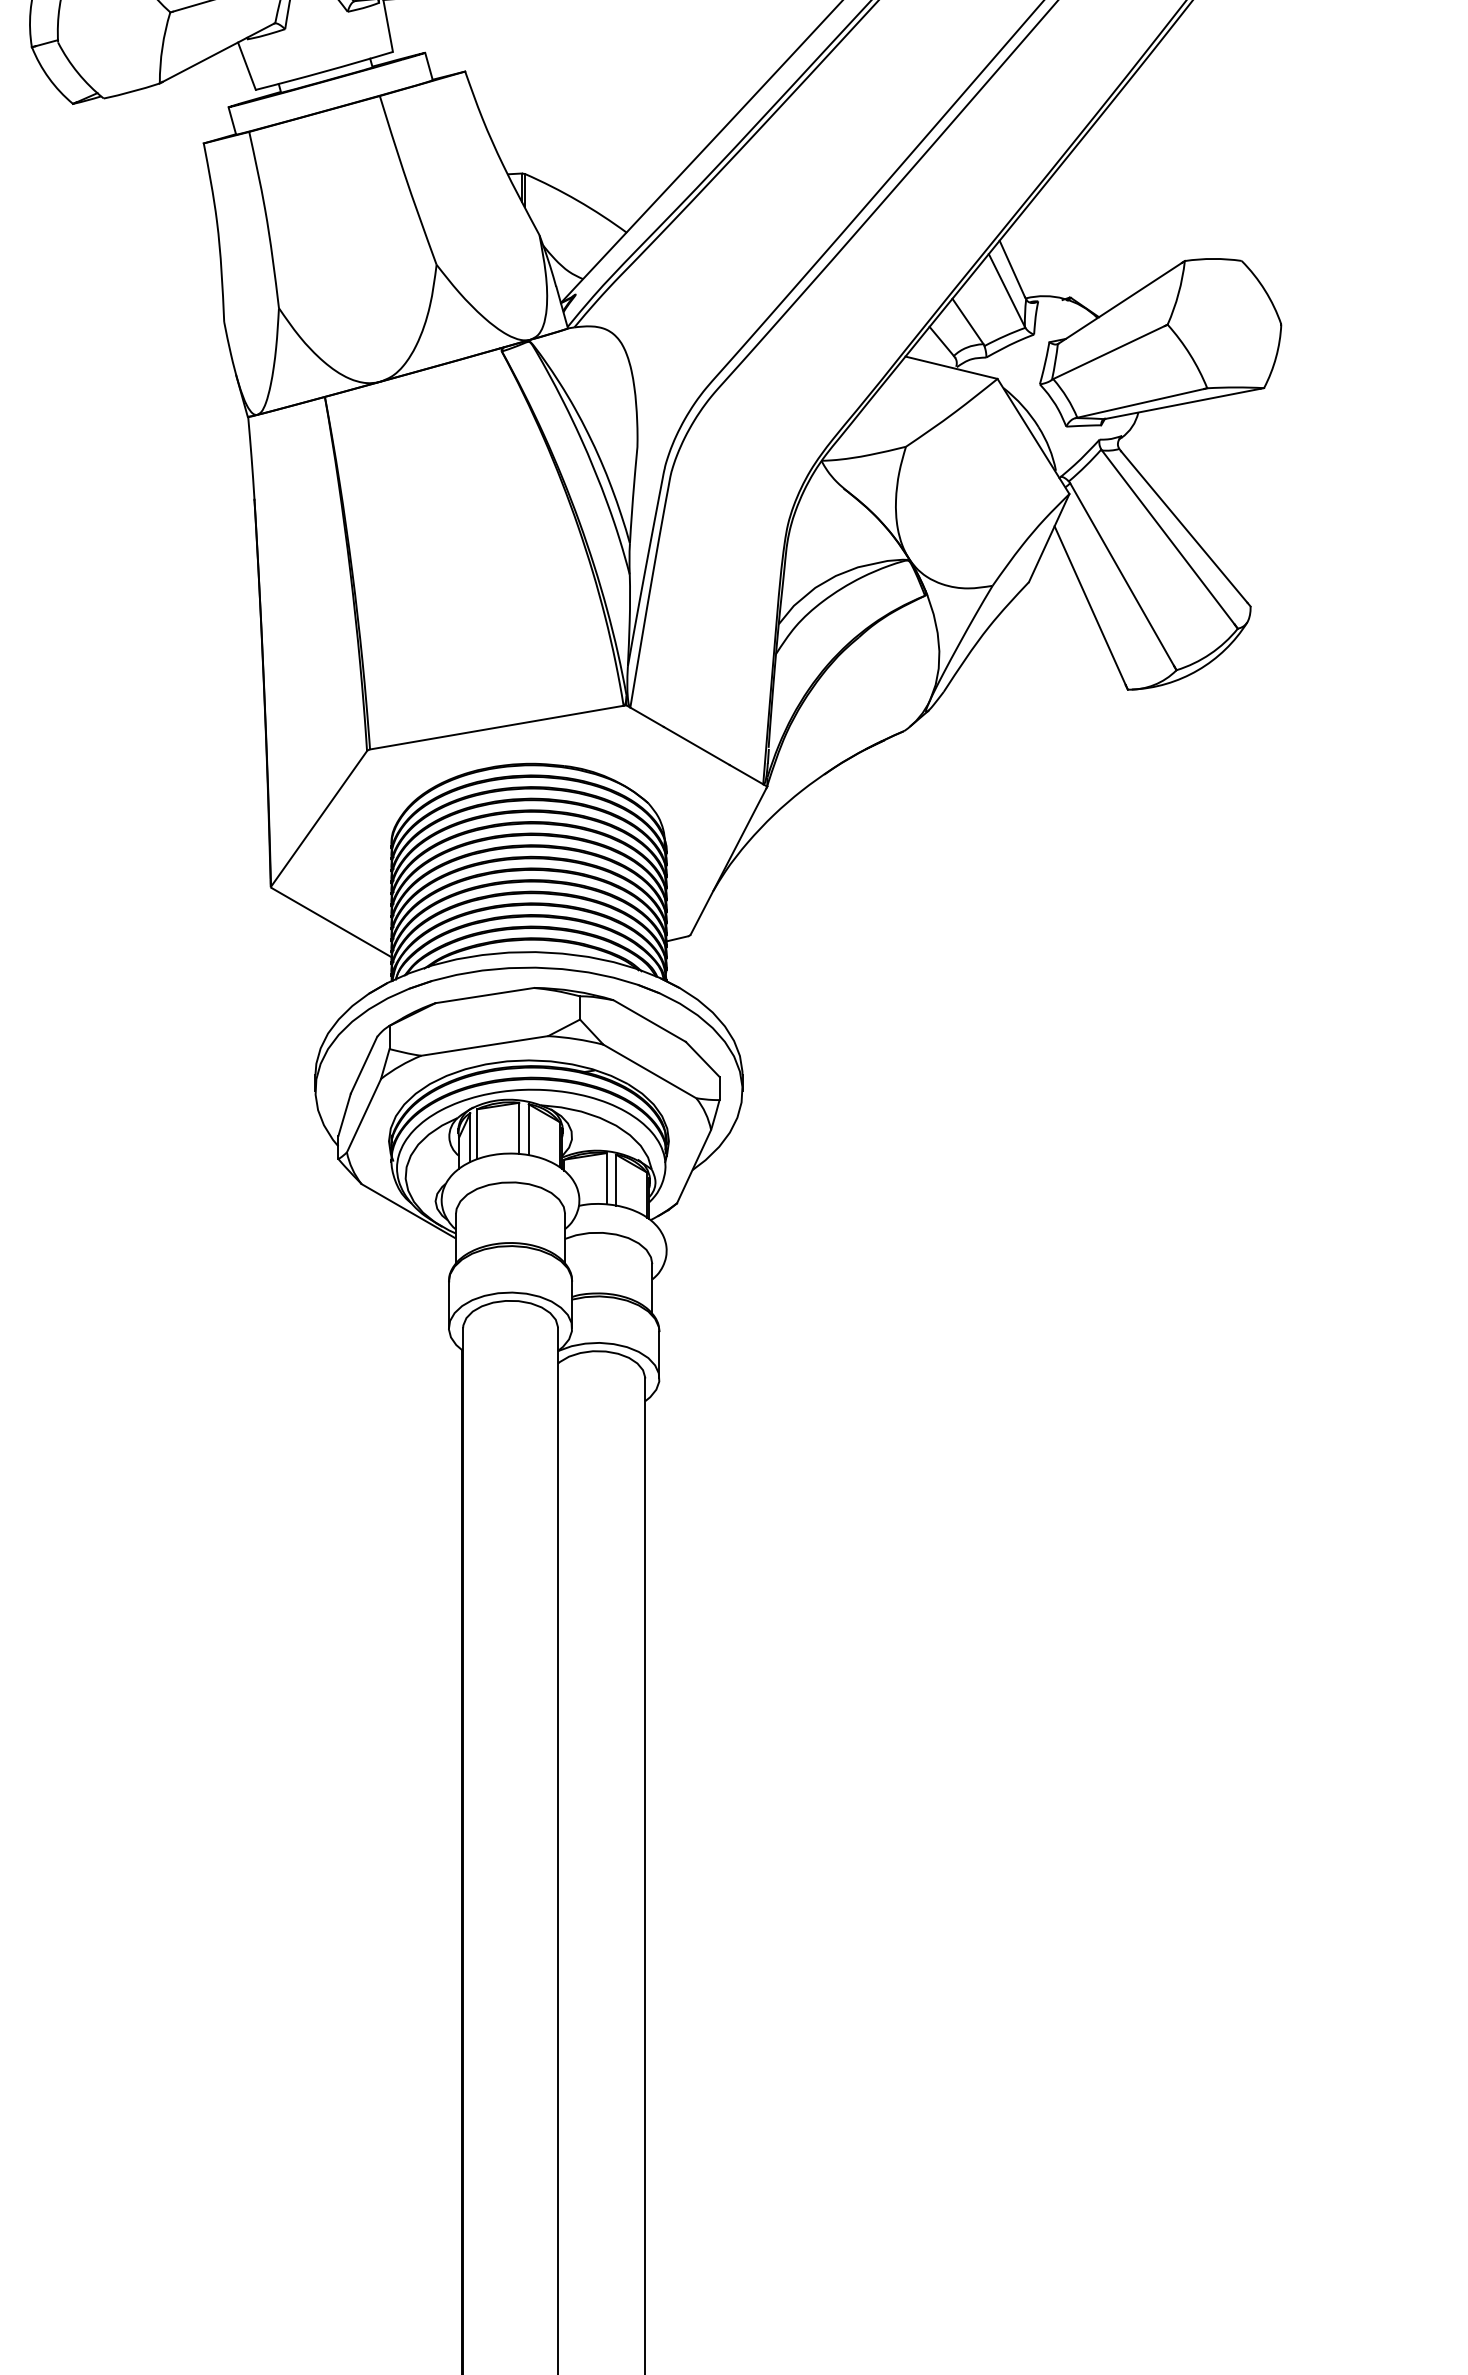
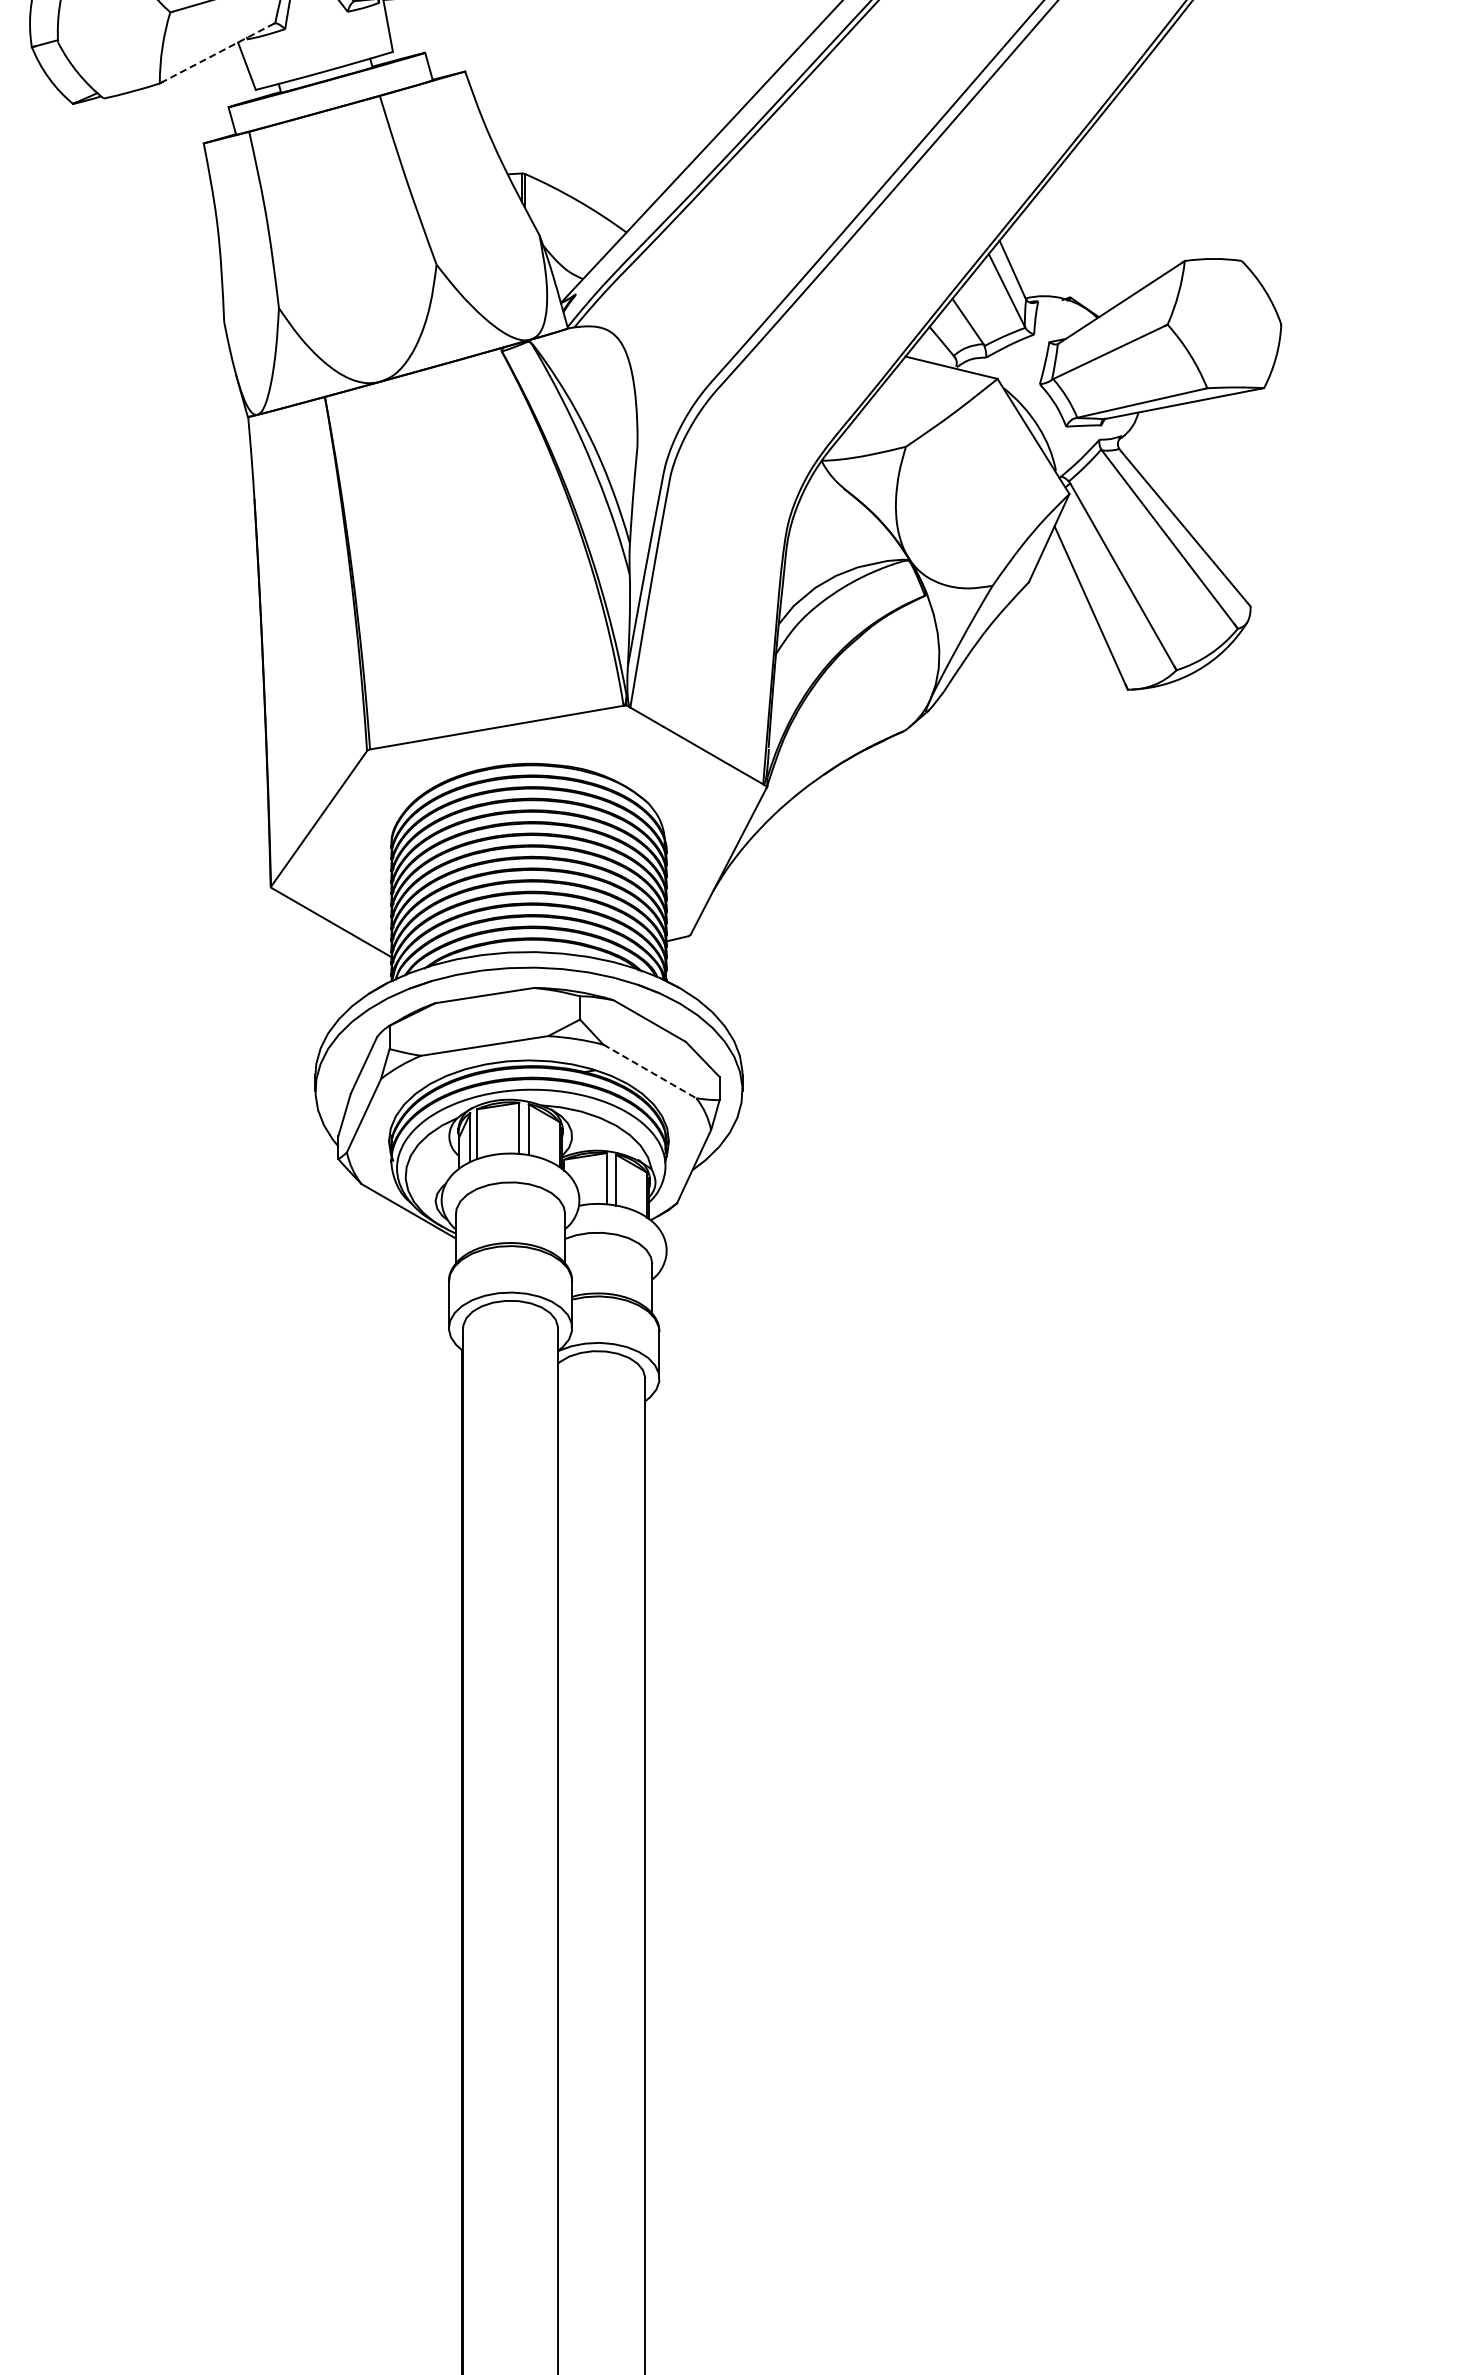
line: solid -> dashed (218, 52)
line: solid -> dashed (649, 1071)
